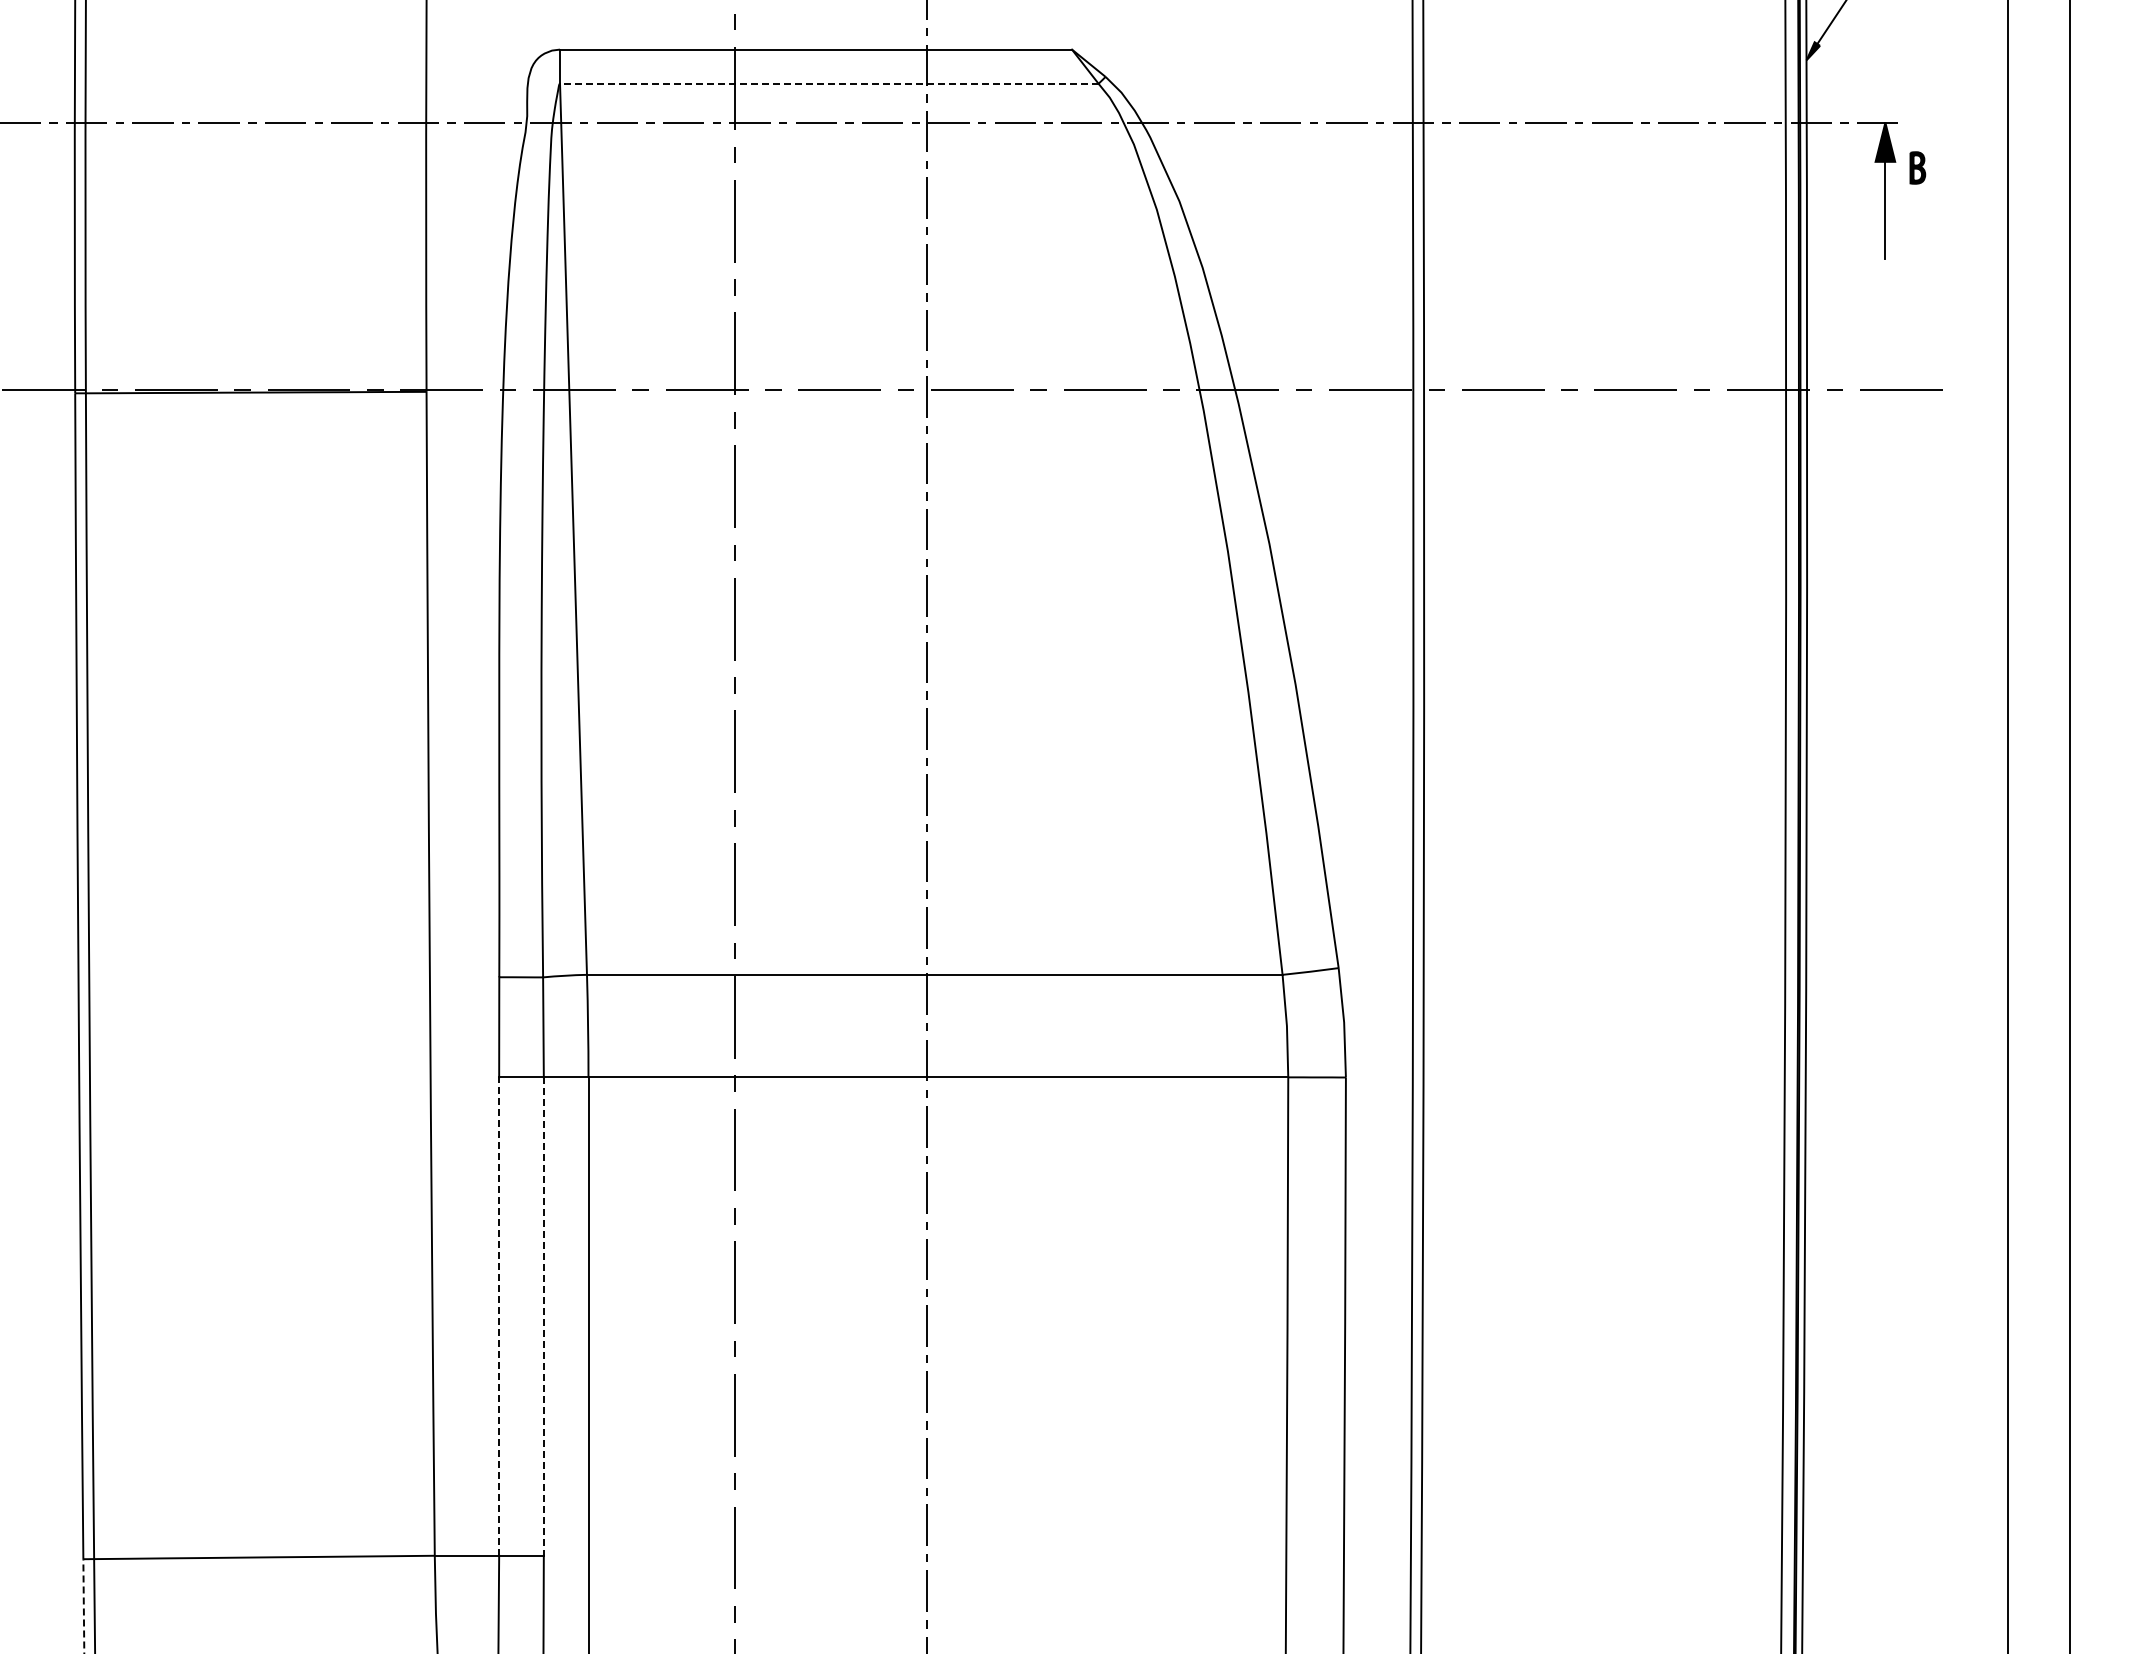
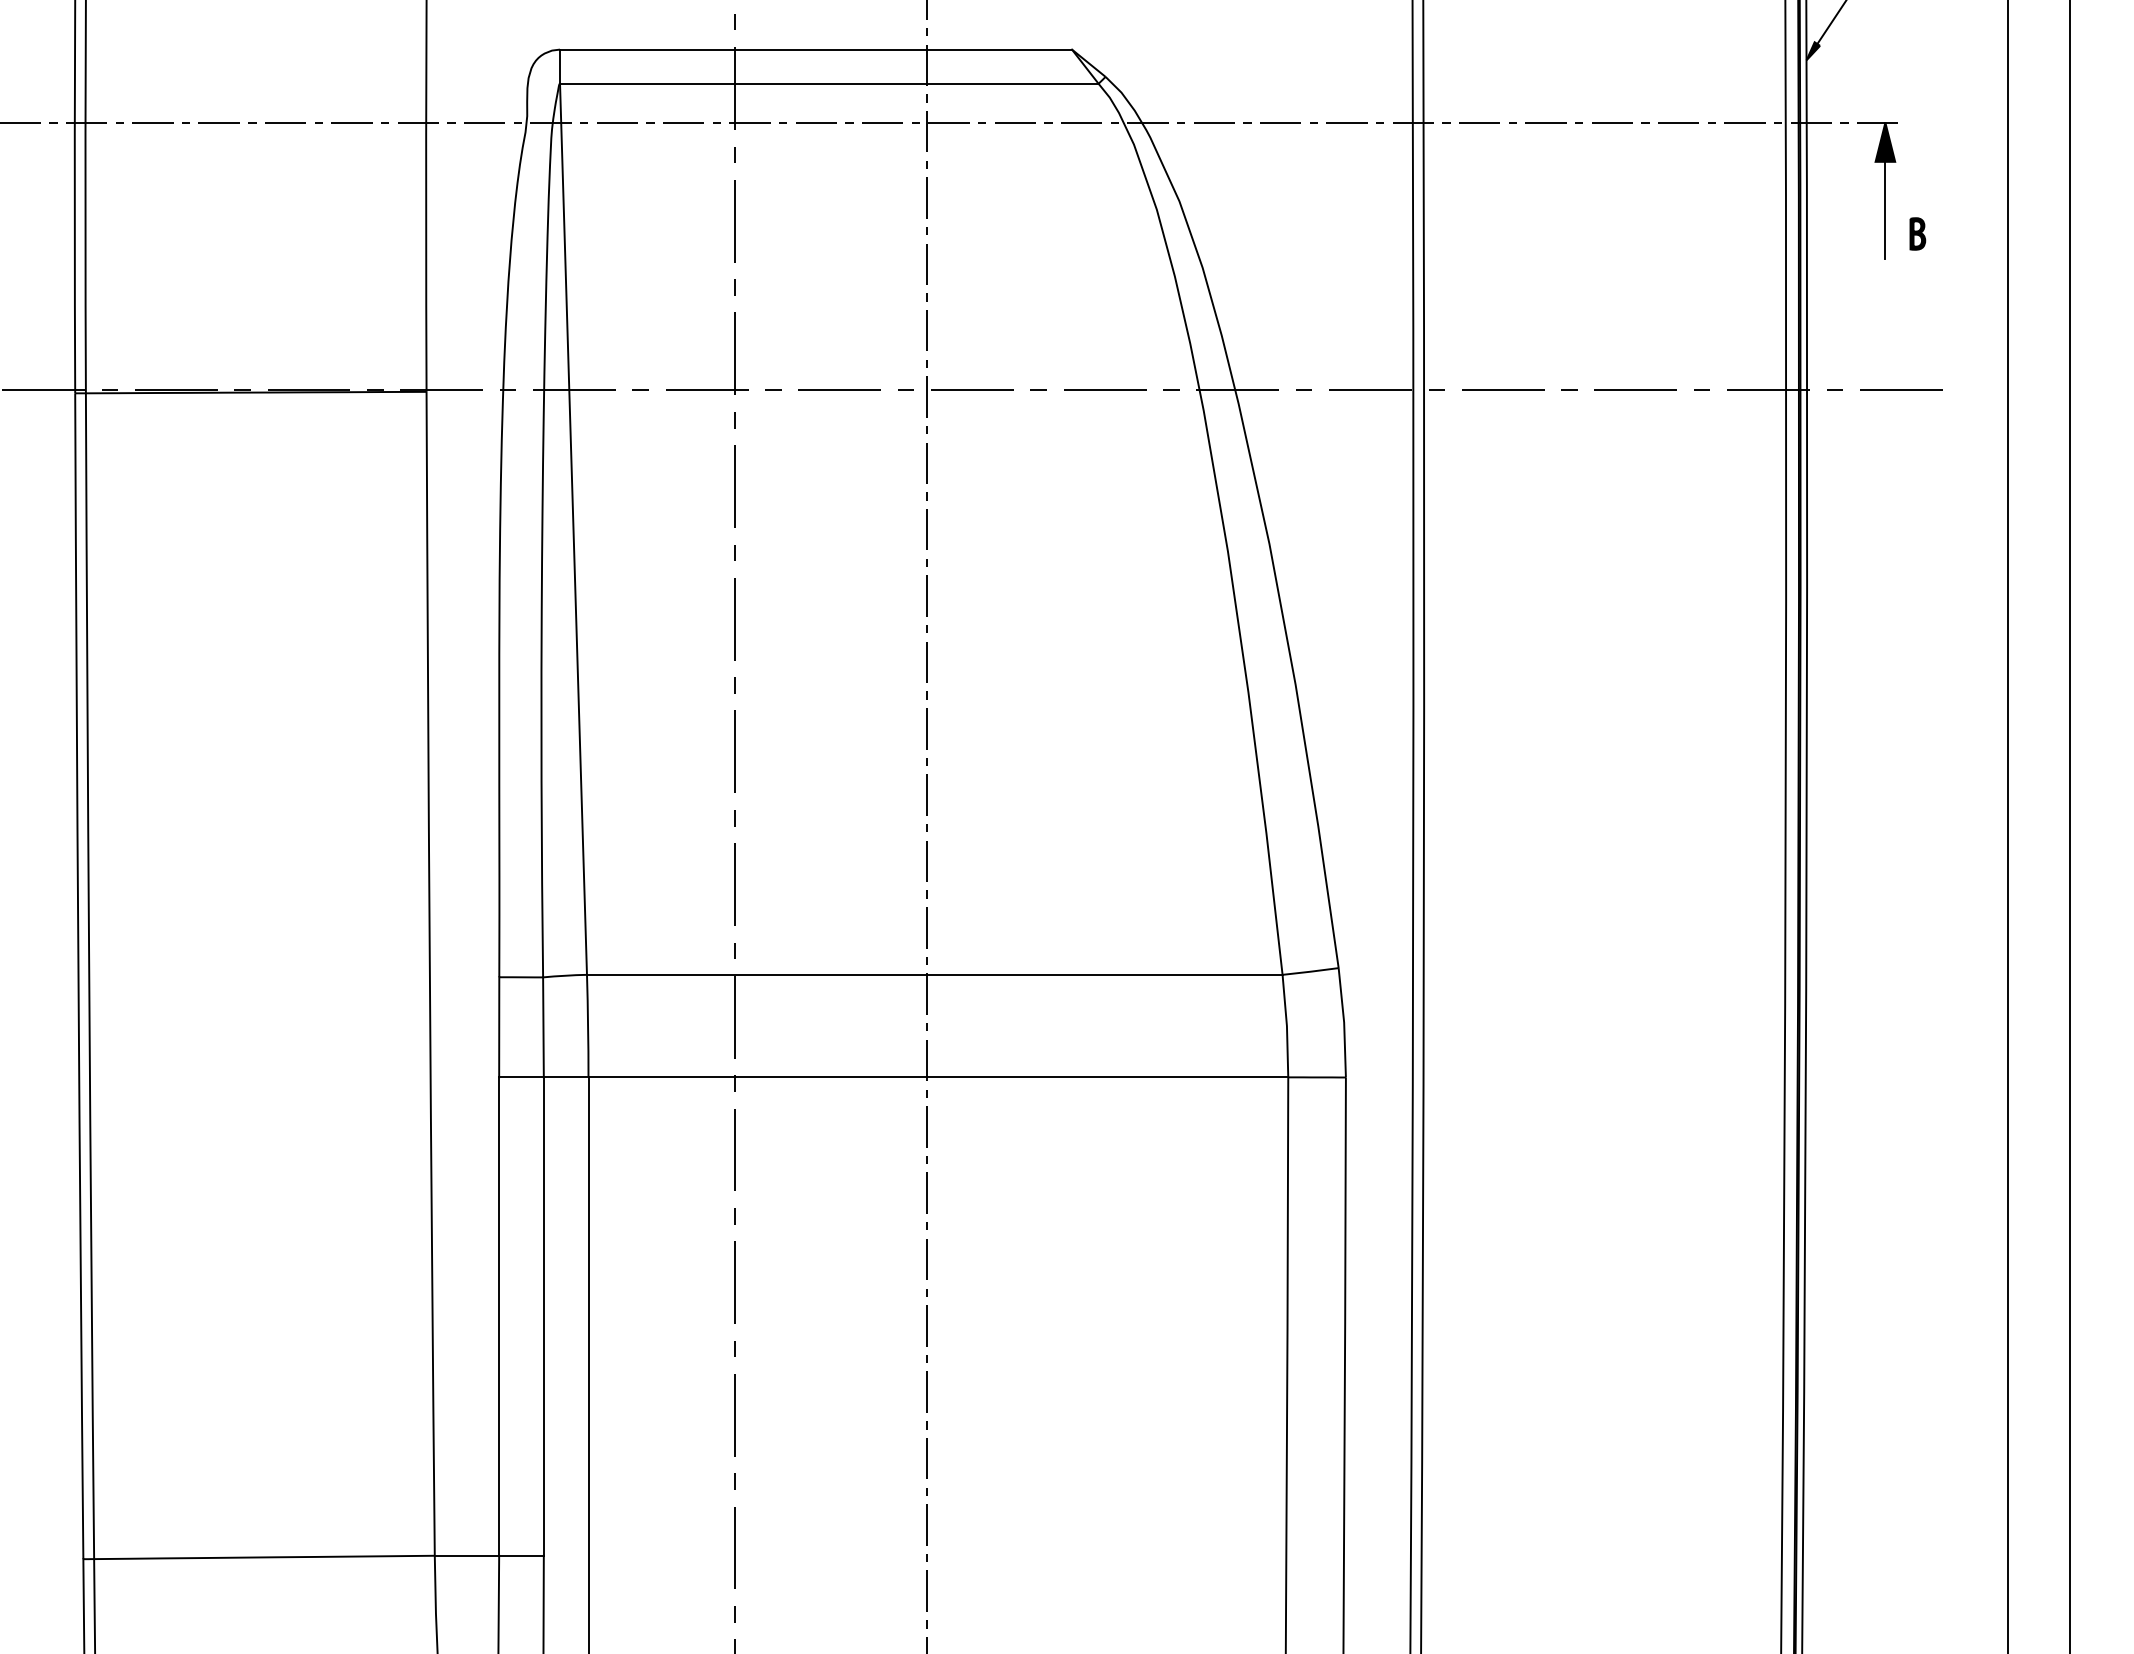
line: dashed -> solid (828, 83)
part position: (1917, 167) -> (1917, 233) (1917, 233)
line: dashed -> solid (499, 1316)
line: dashed -> solid (543, 1317)
line: dashed -> solid (83, 1605)
